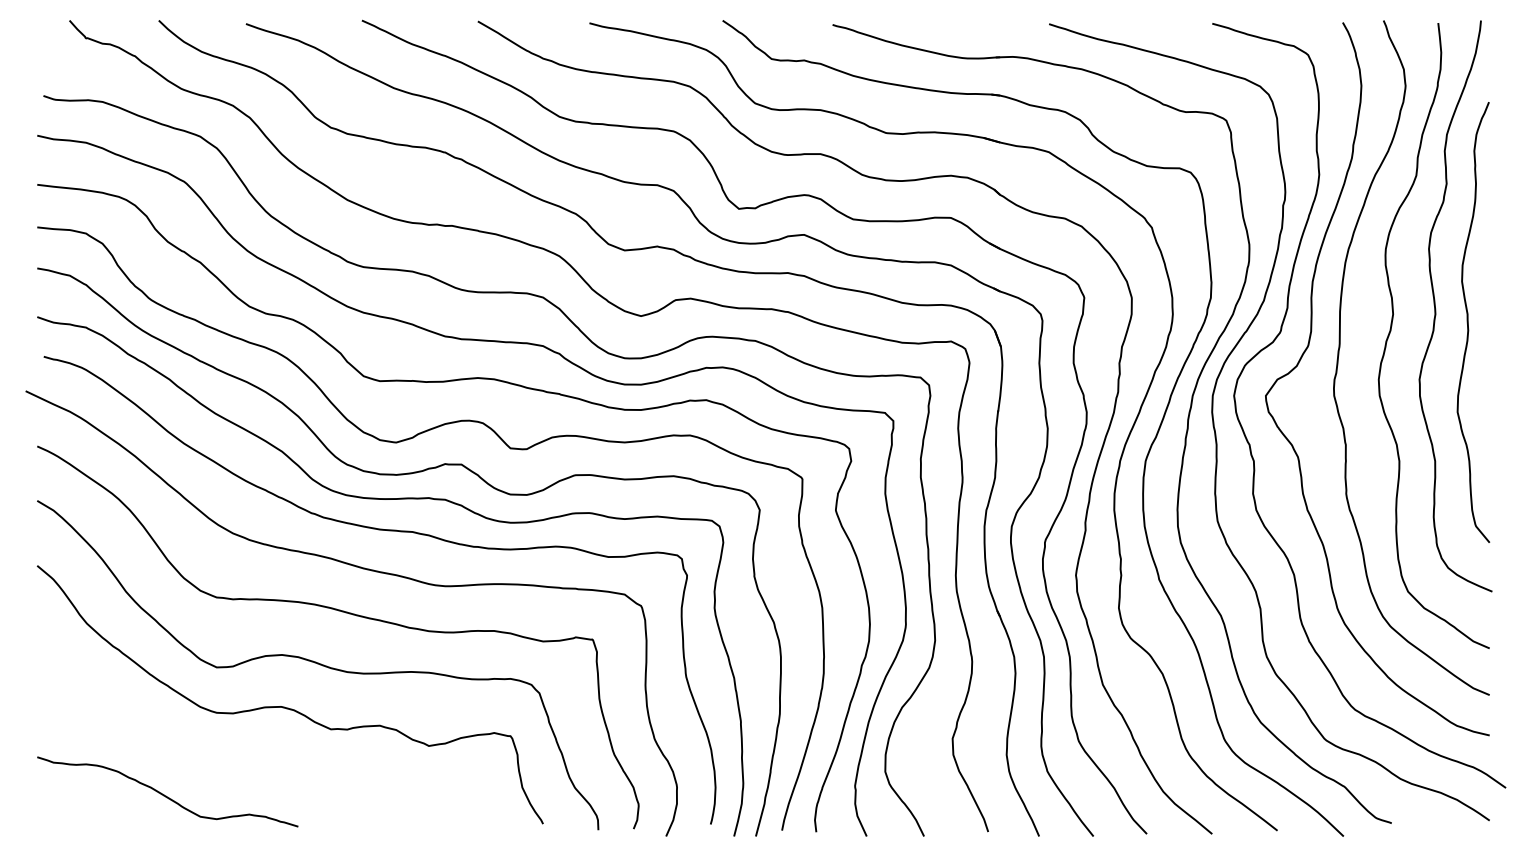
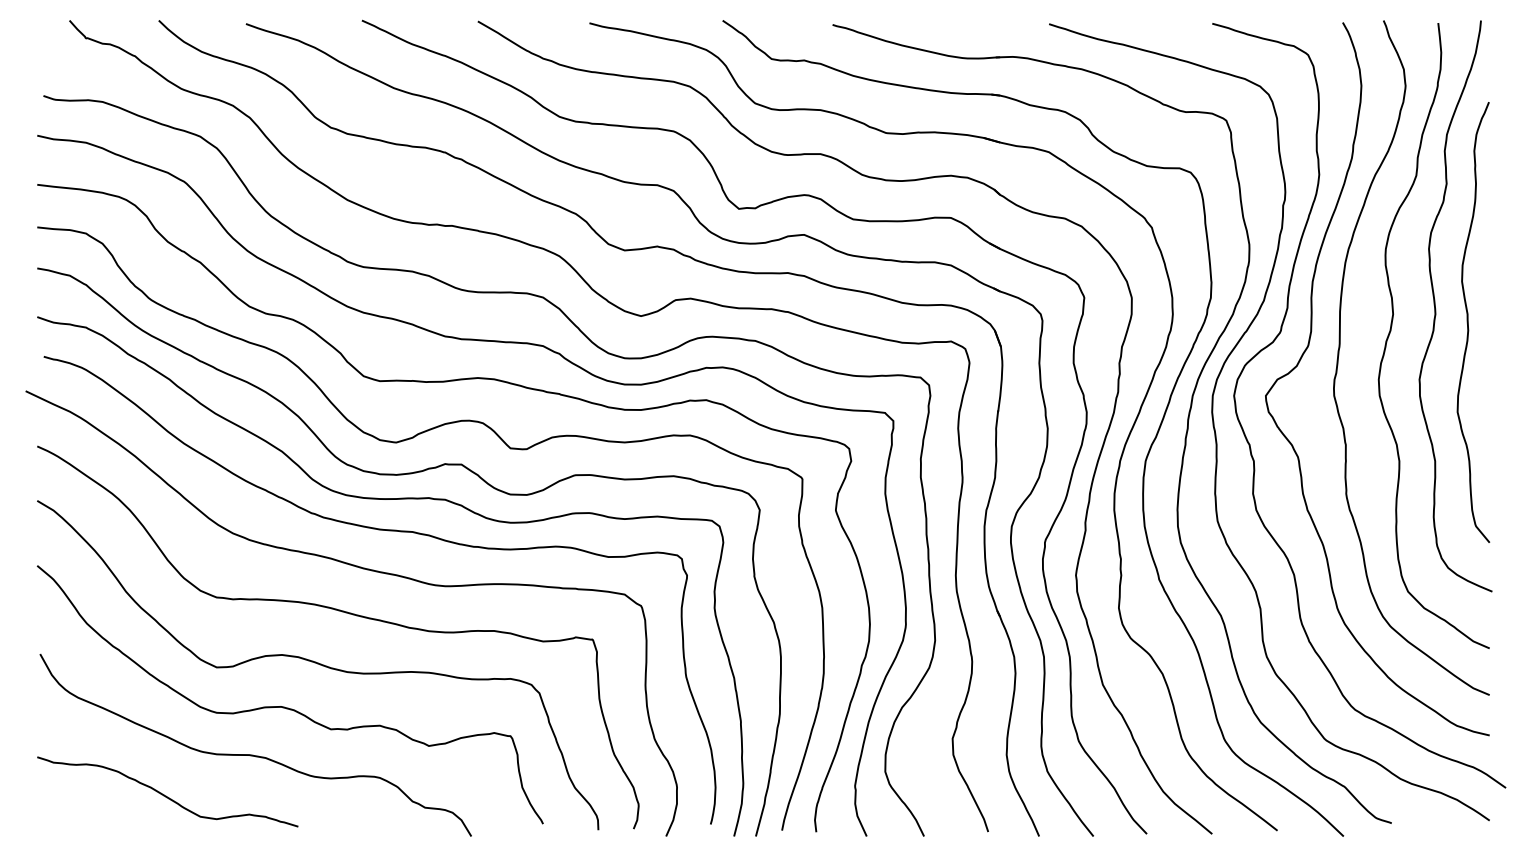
curve: none -> present (253, 754)
